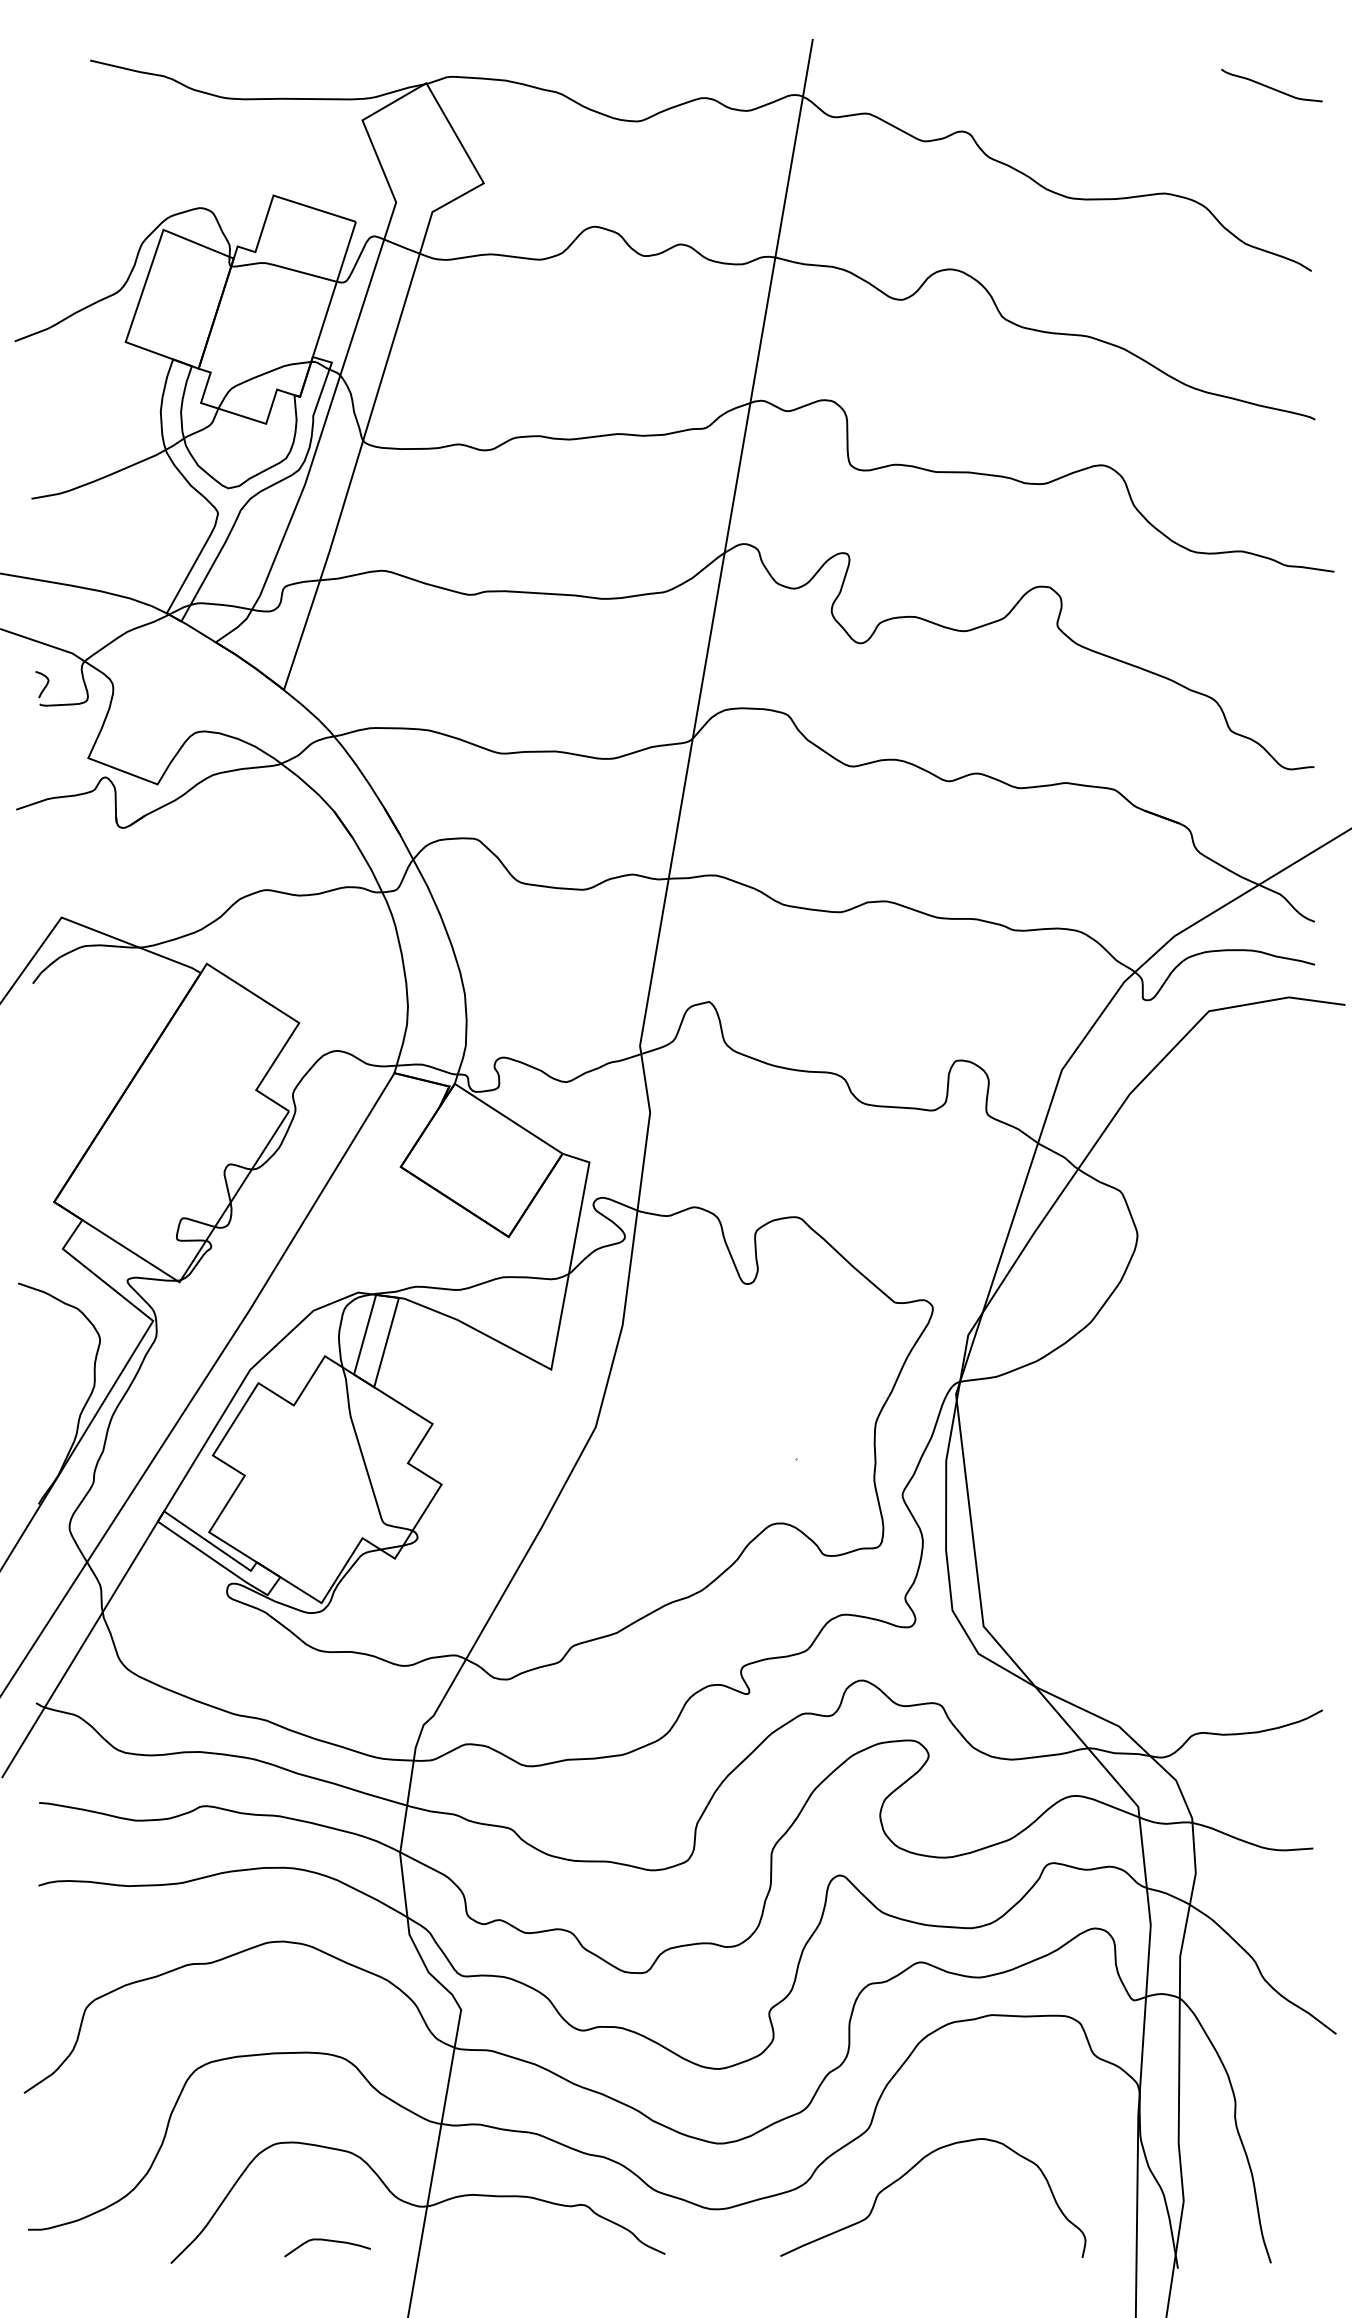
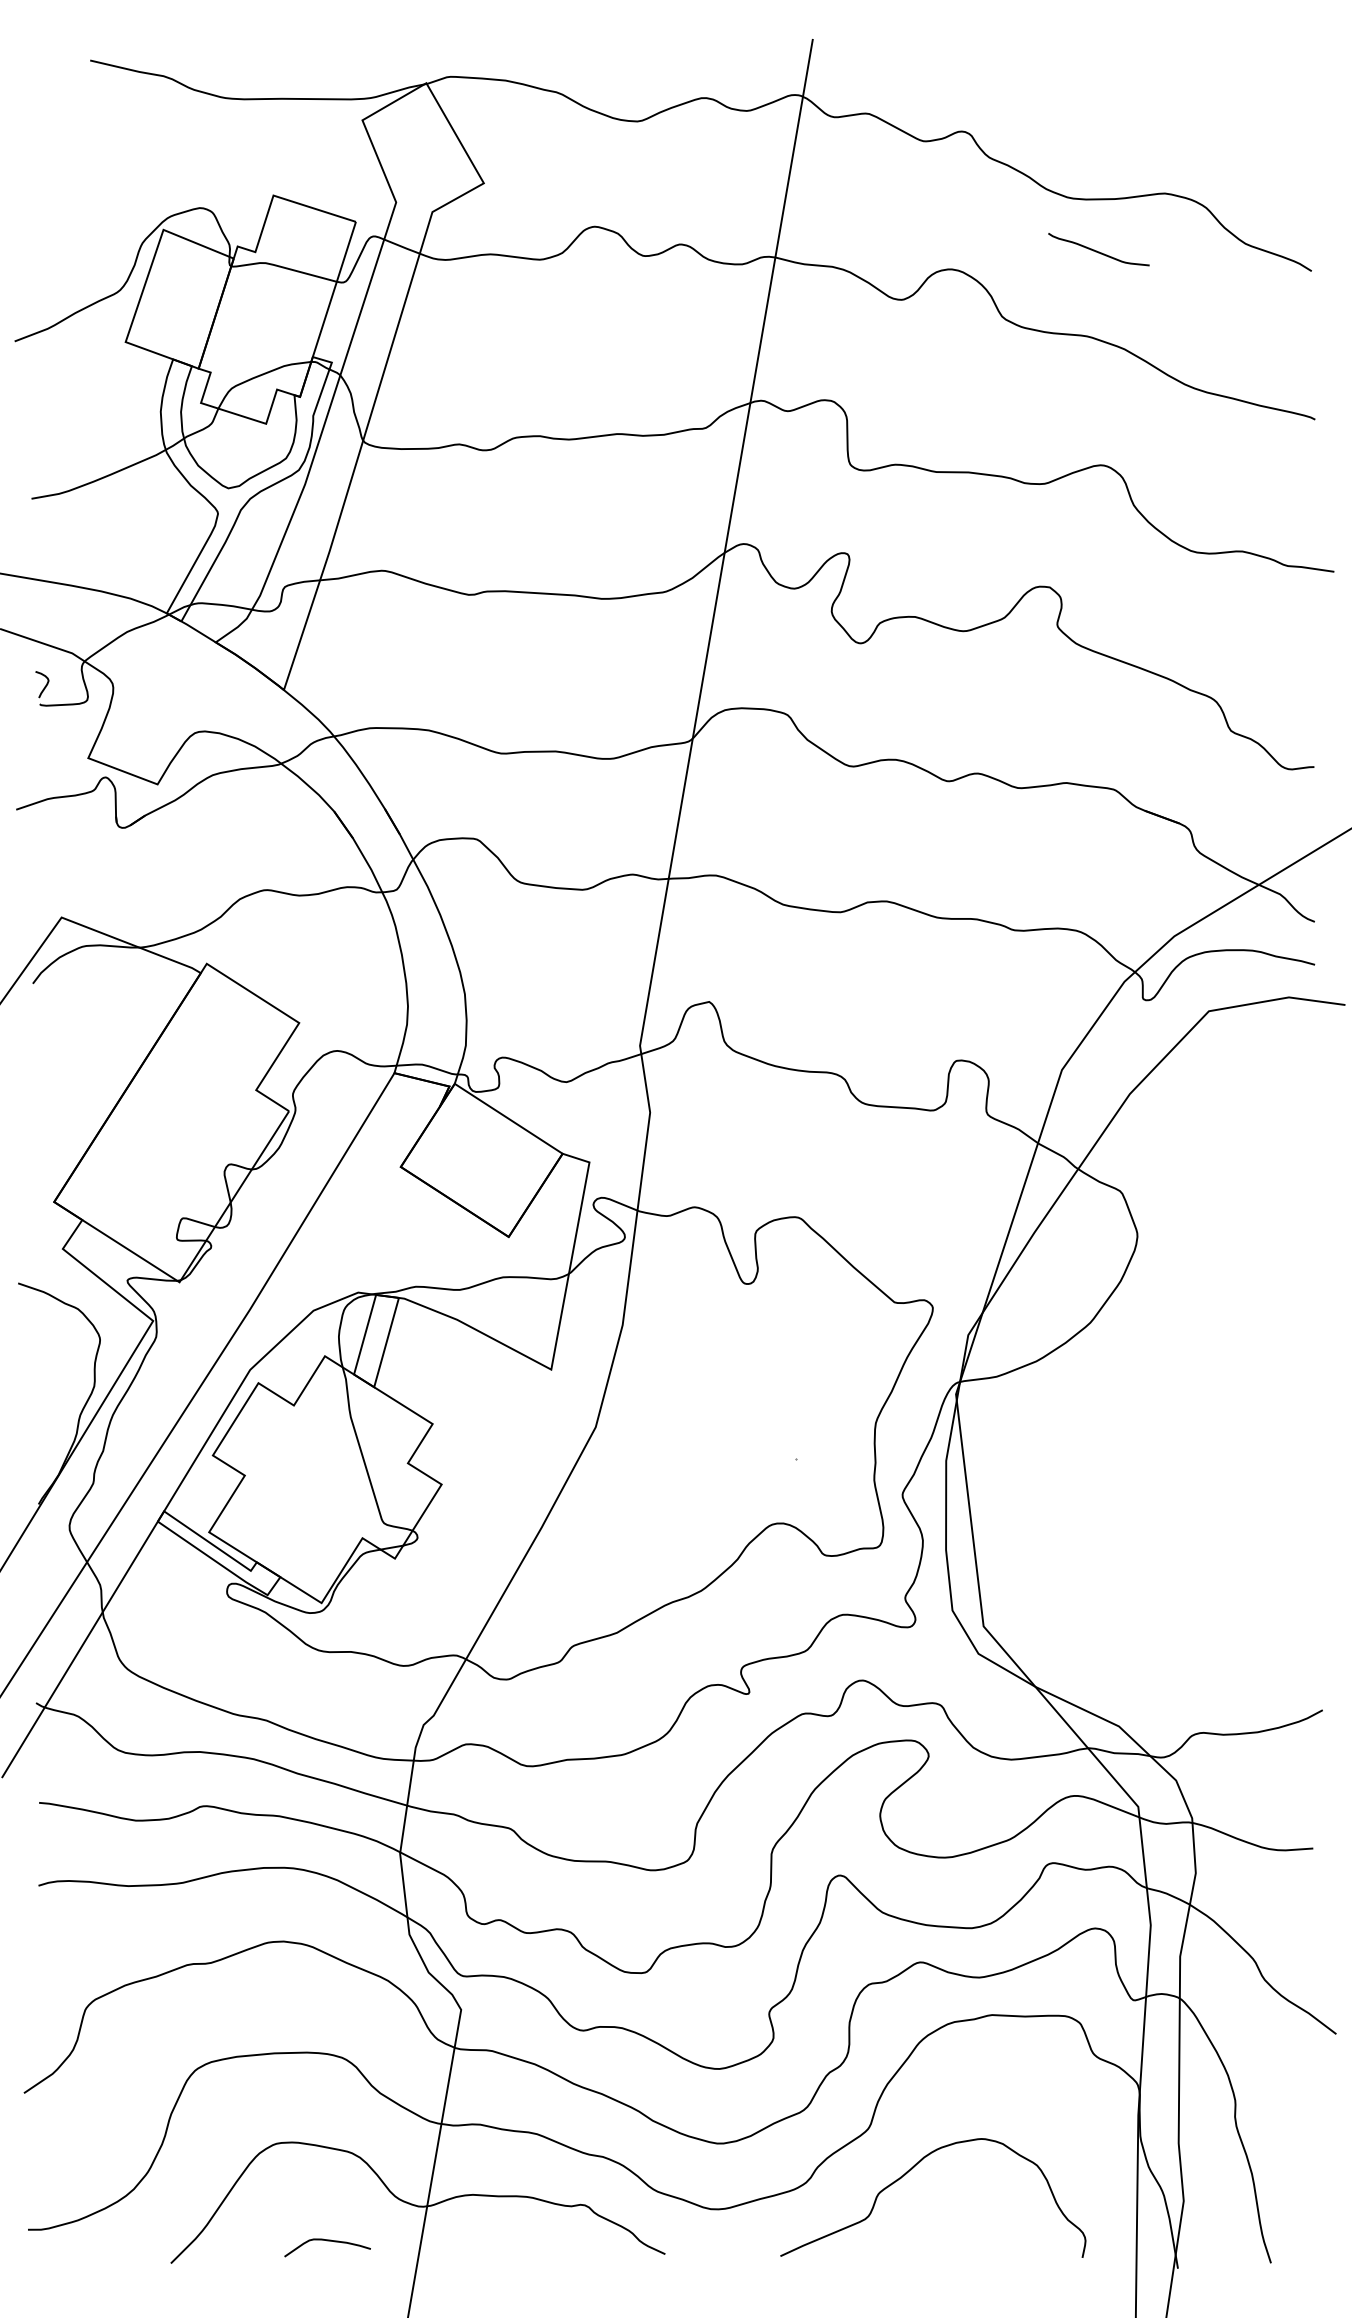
curve position: (1271, 87) -> (1098, 251) (1098, 251)
